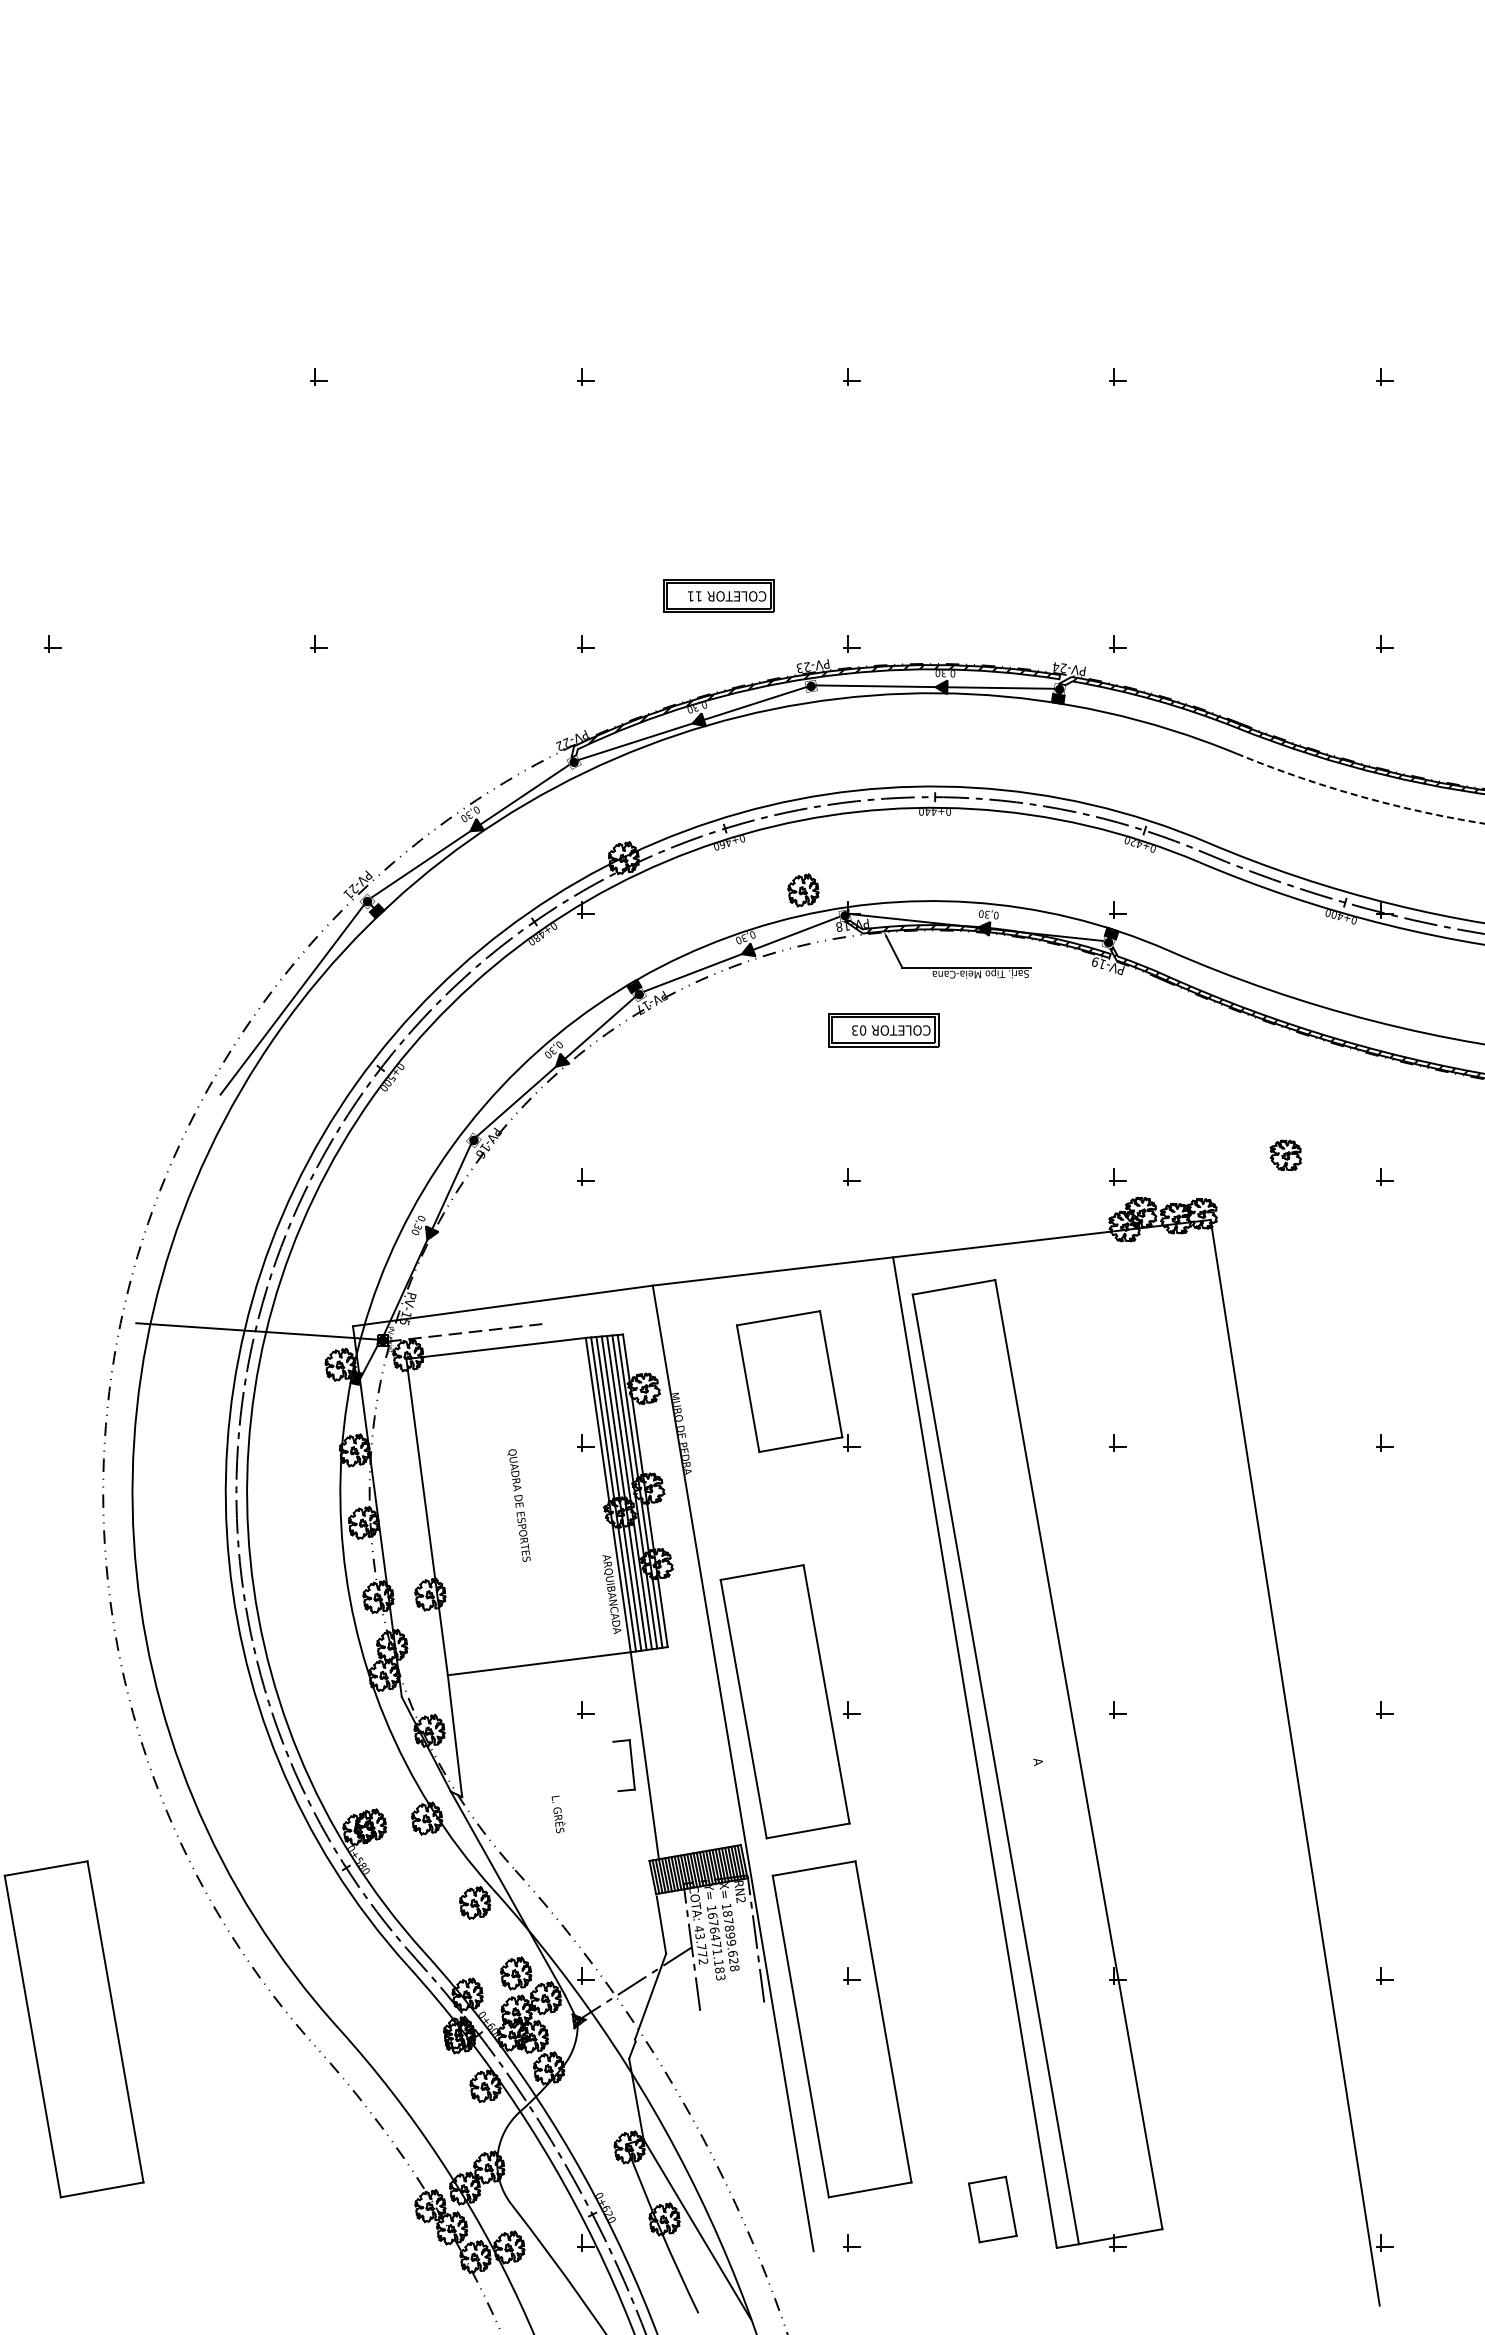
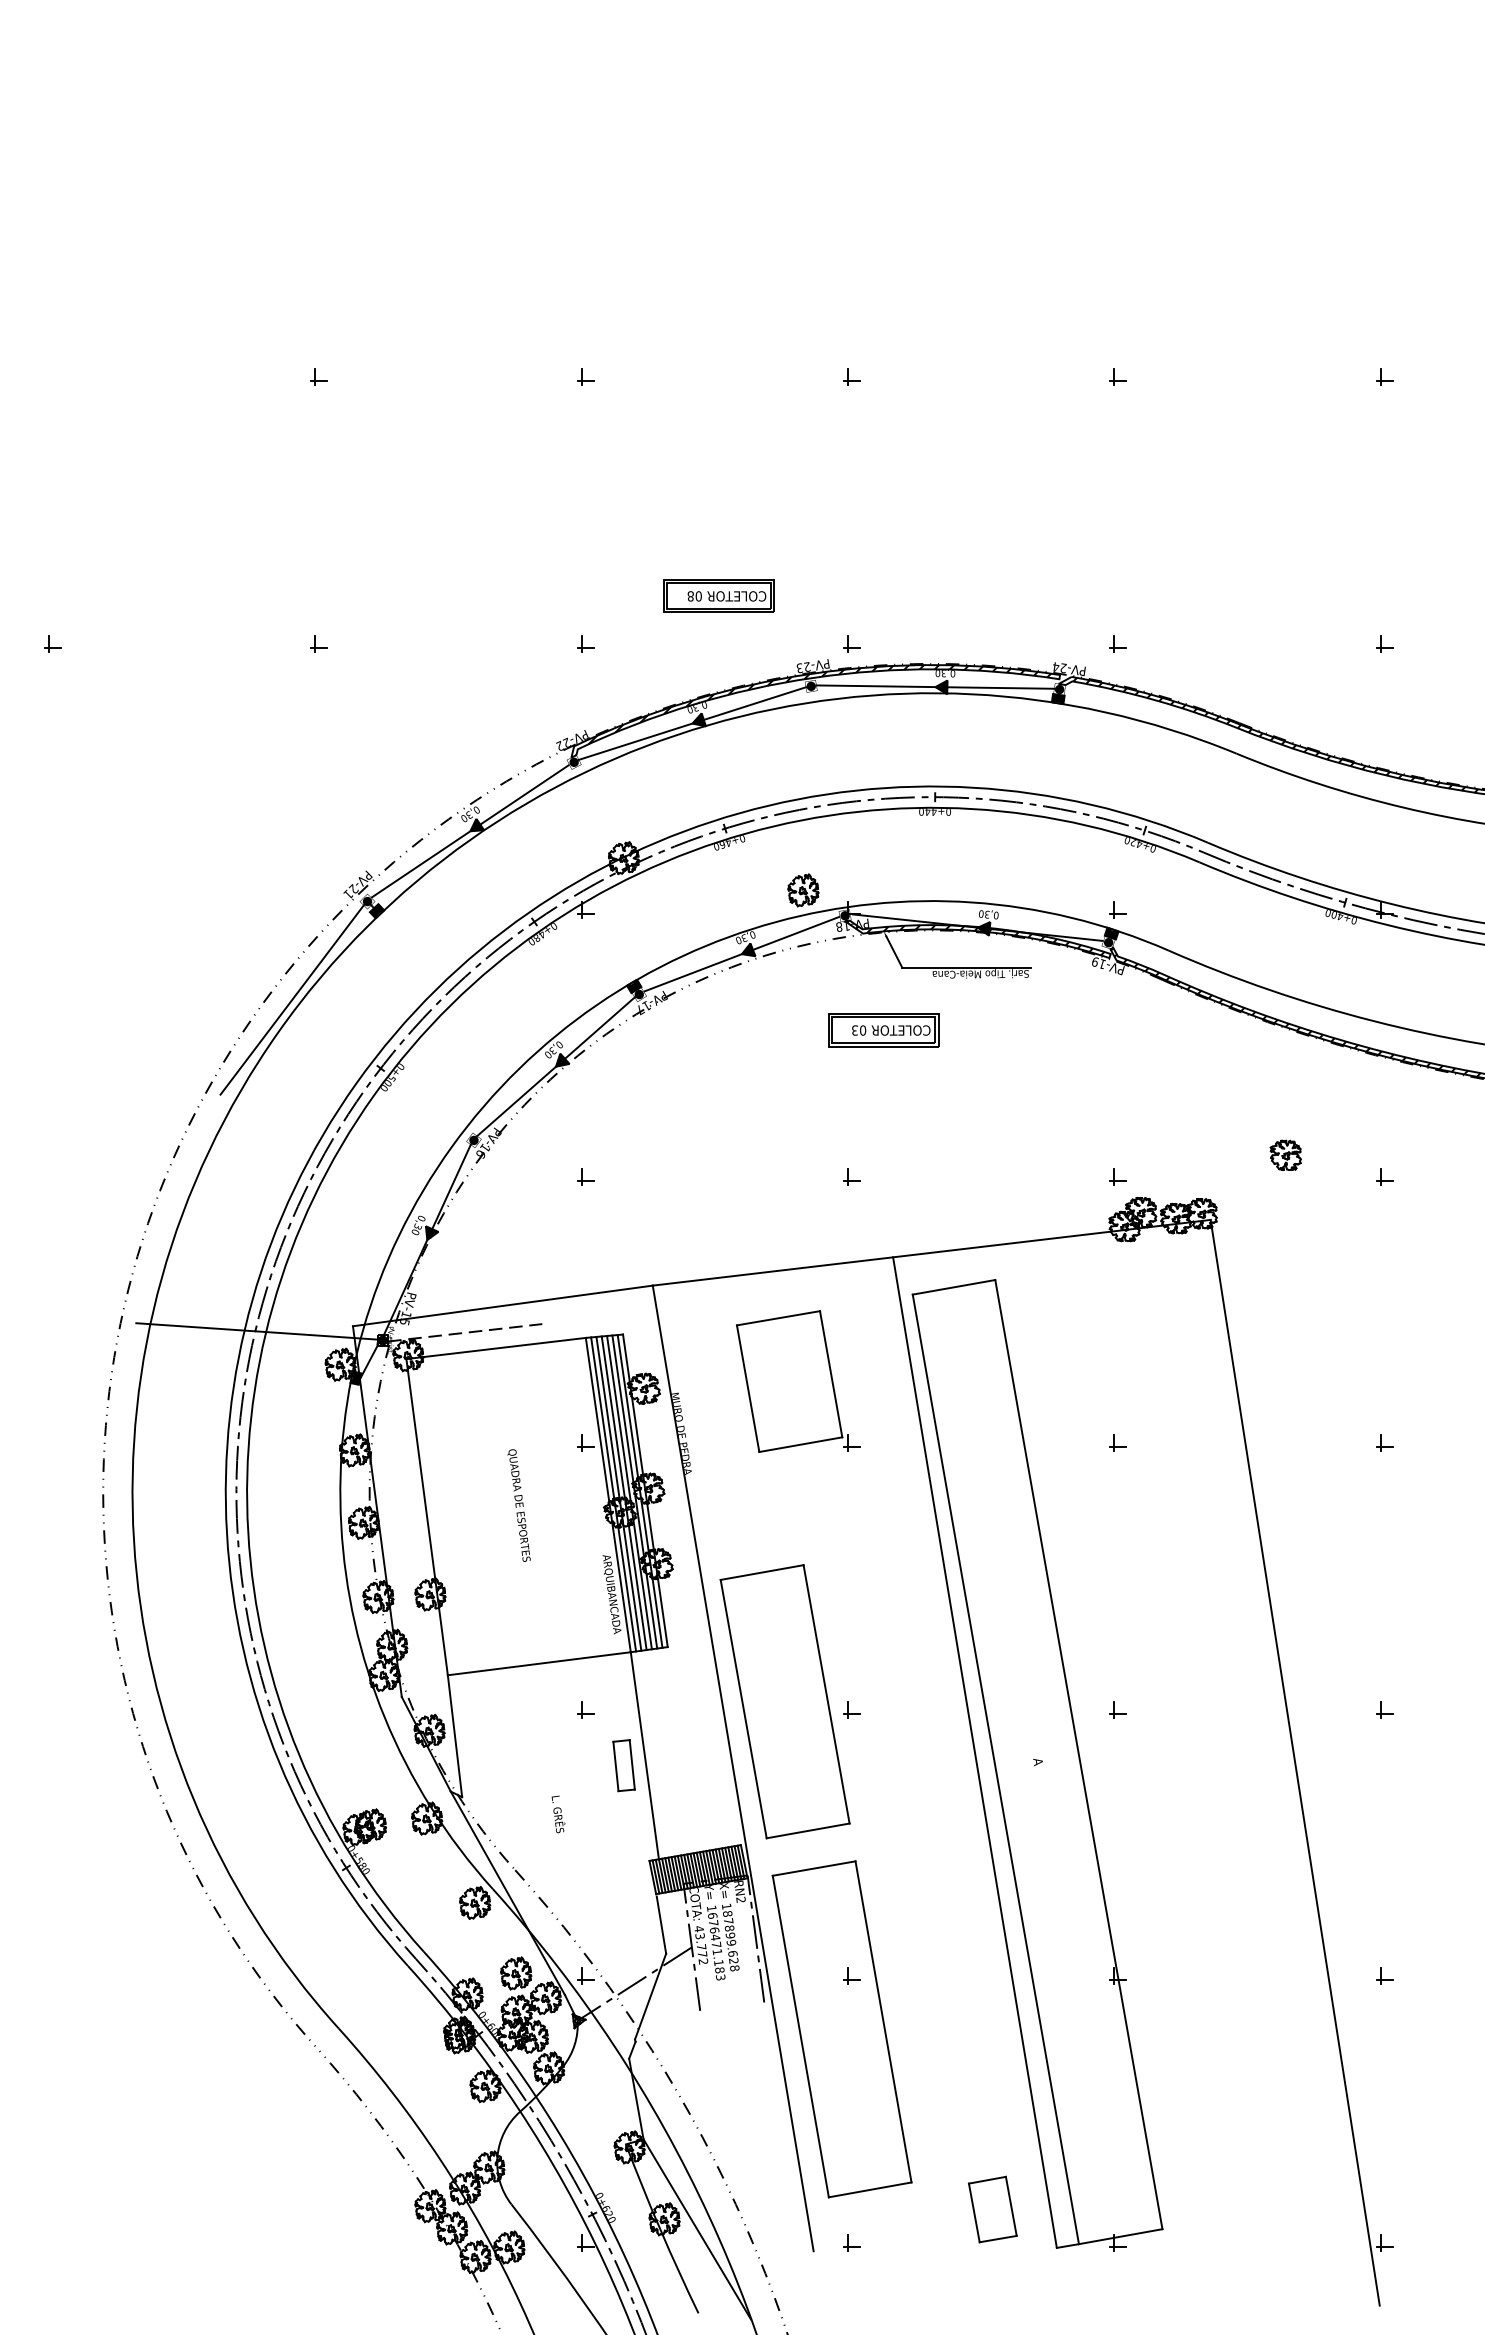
text: 11 -> 08 (694, 596)
arc: dashed -> solid (1359, 796)
line: none -> present (615, 1766)
part: present -> none (73, 2029)
